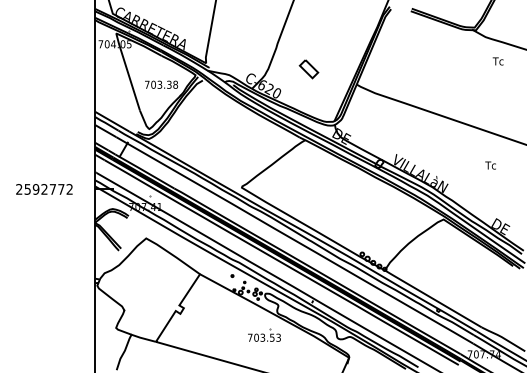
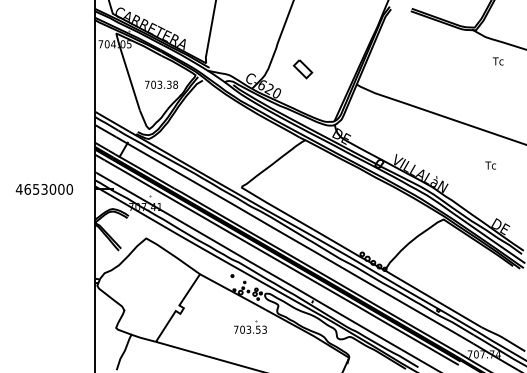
part position: (308, 69) -> (302, 69) (302, 69)
text: 2592772 -> 4653000 (44, 189)
part position: (264, 334) -> (250, 326) (250, 326)
